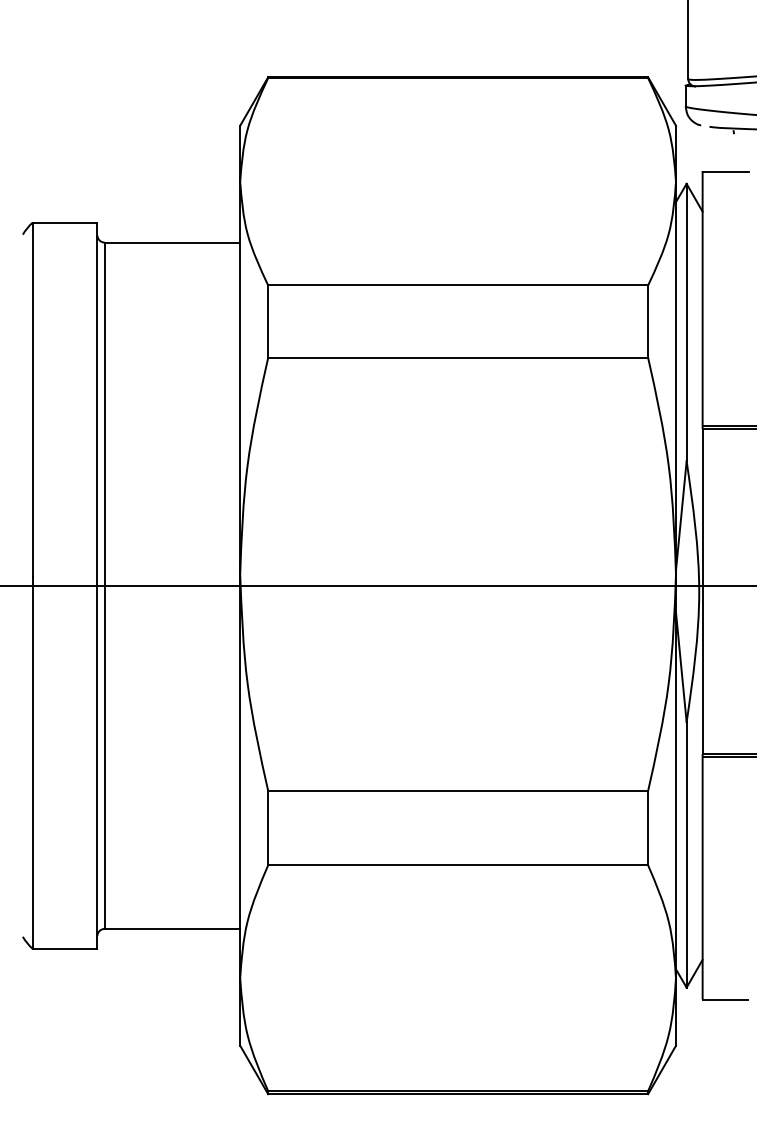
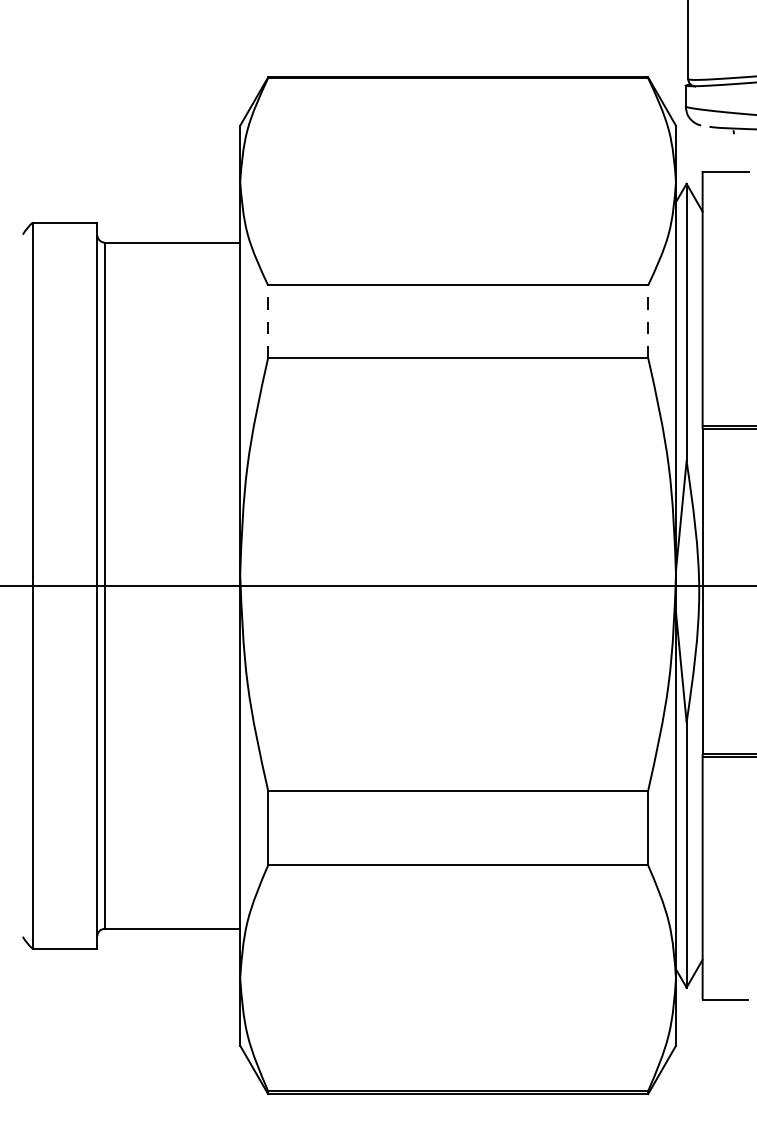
line: solid -> dashed (268, 321)
line: solid -> dashed (648, 321)
